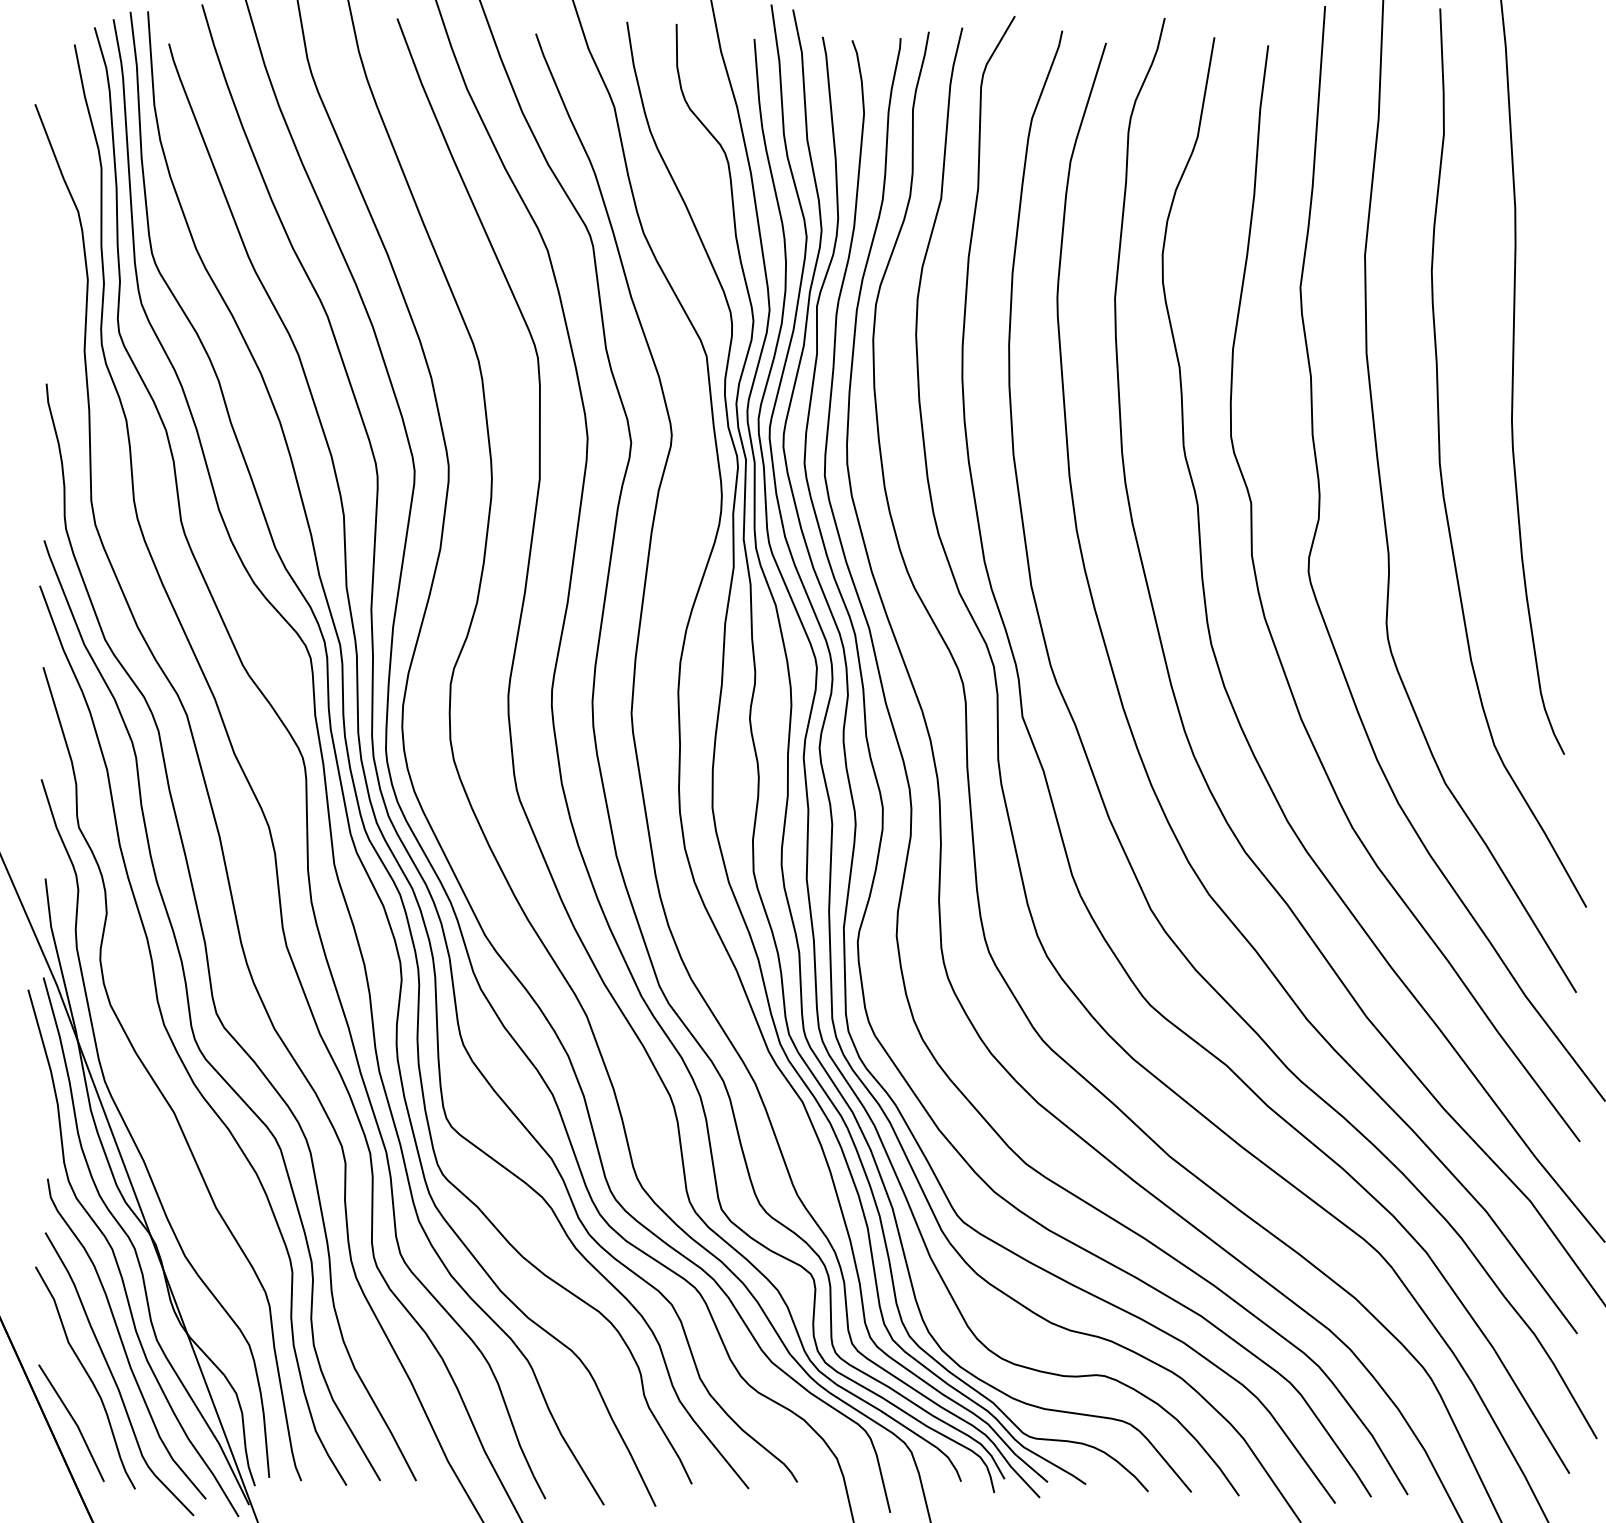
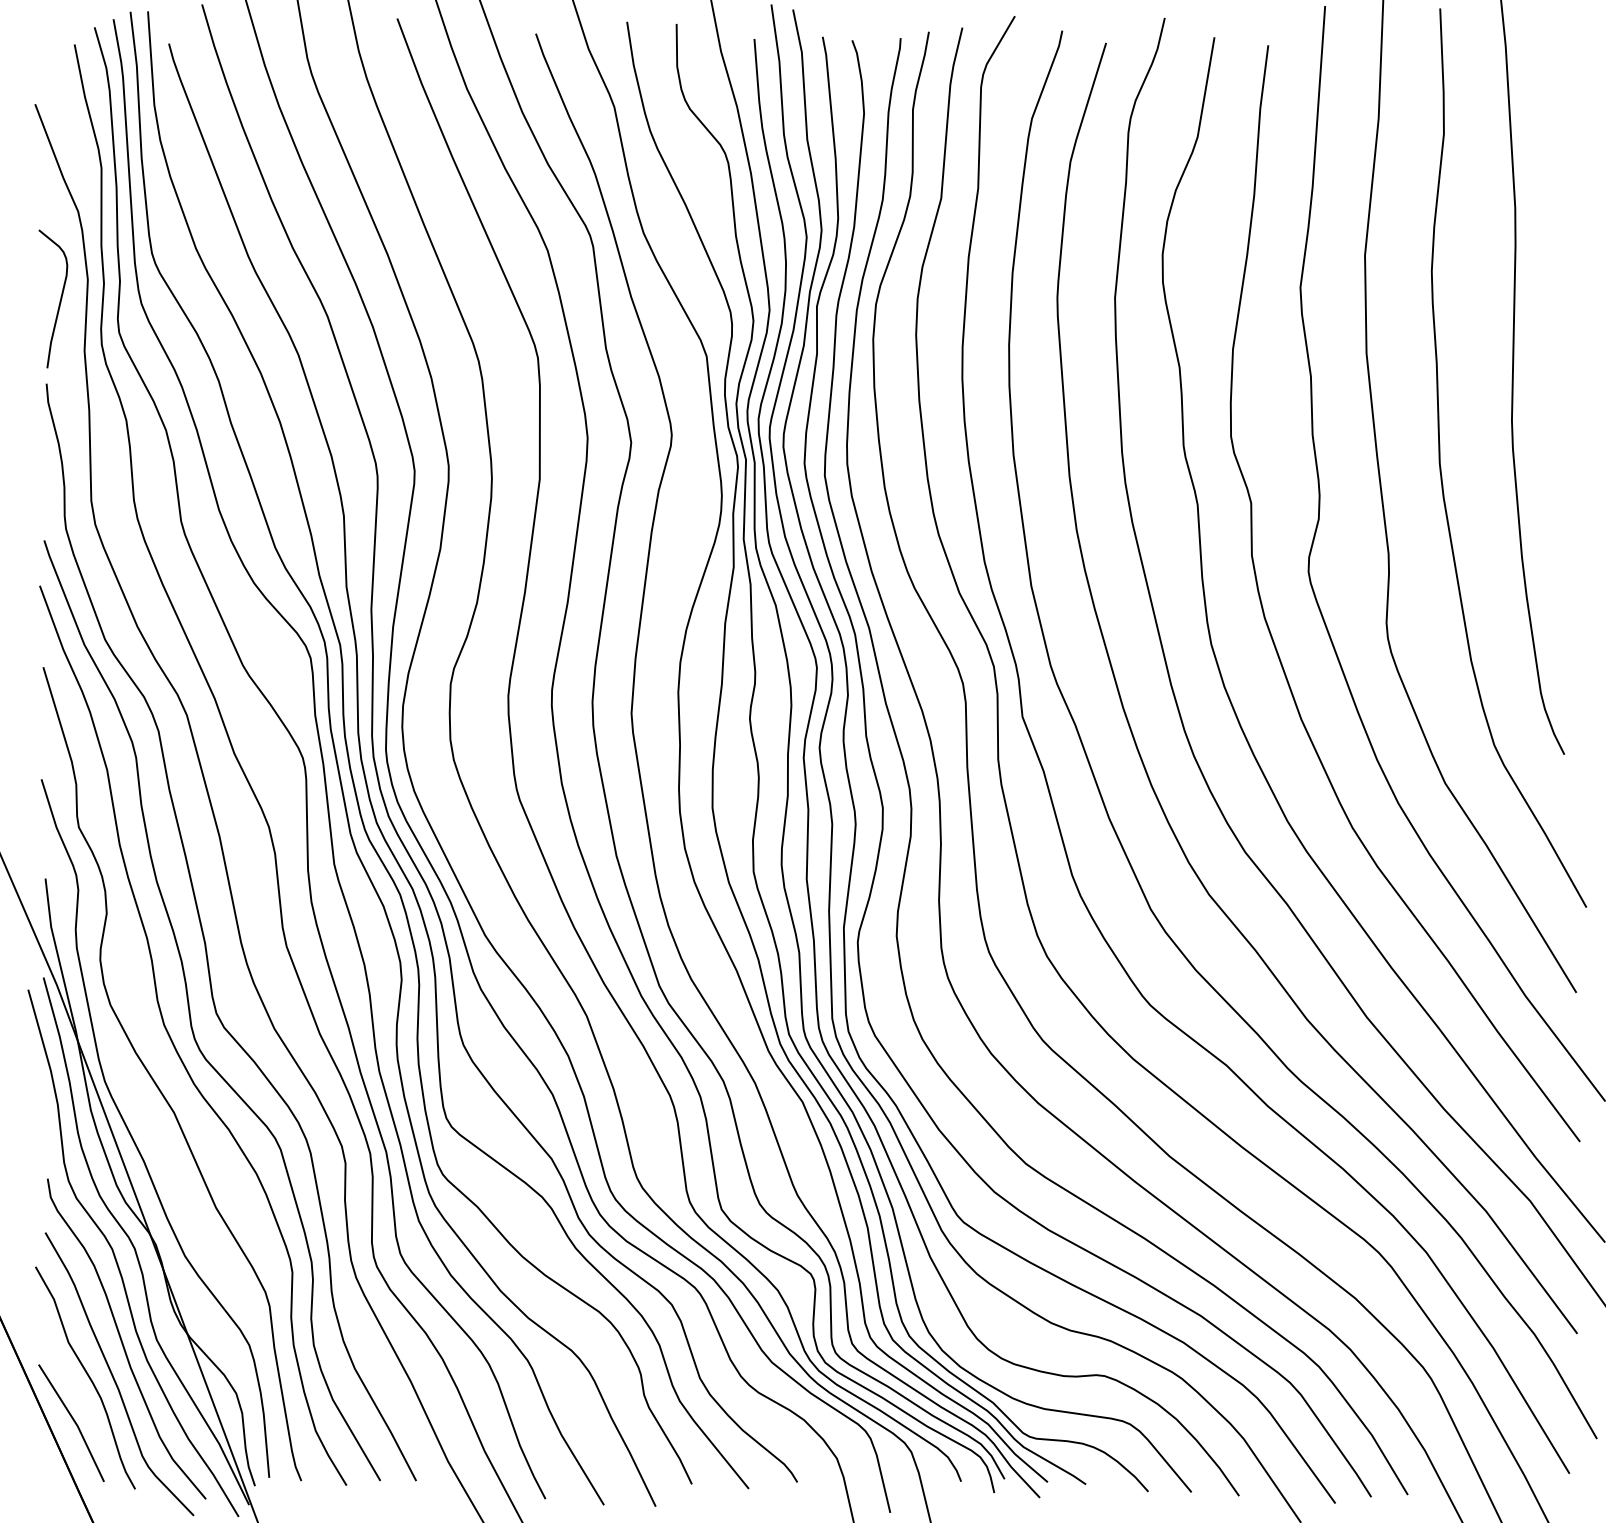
curve: none -> present (59, 300)
